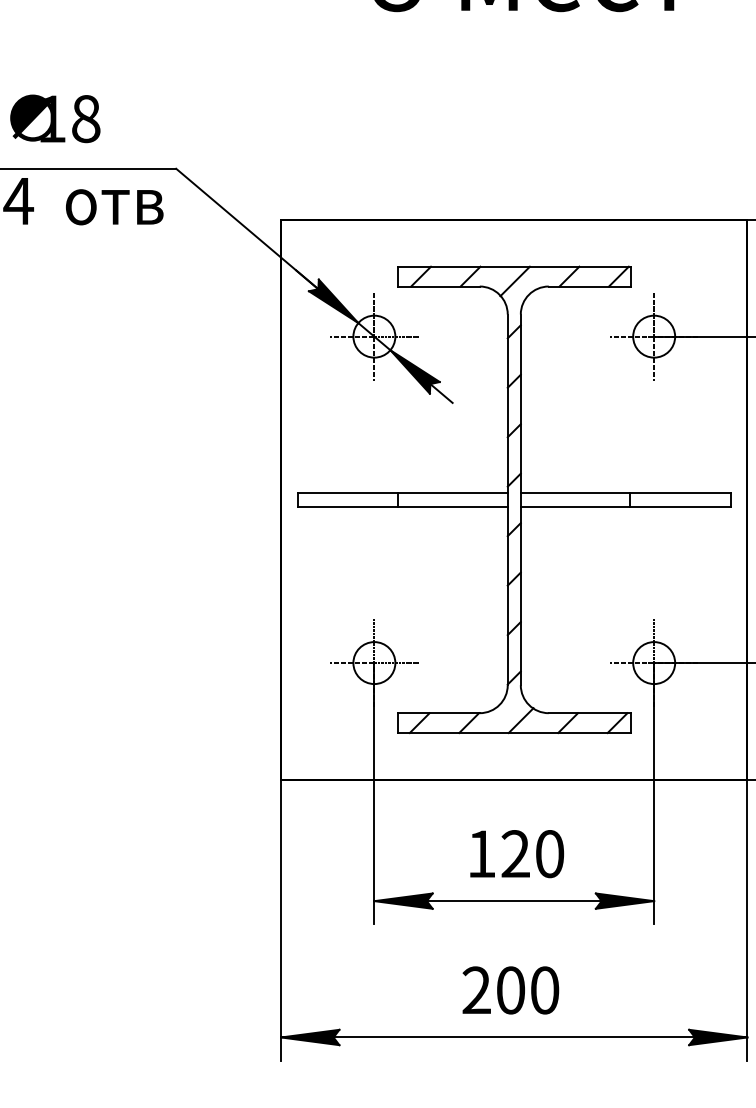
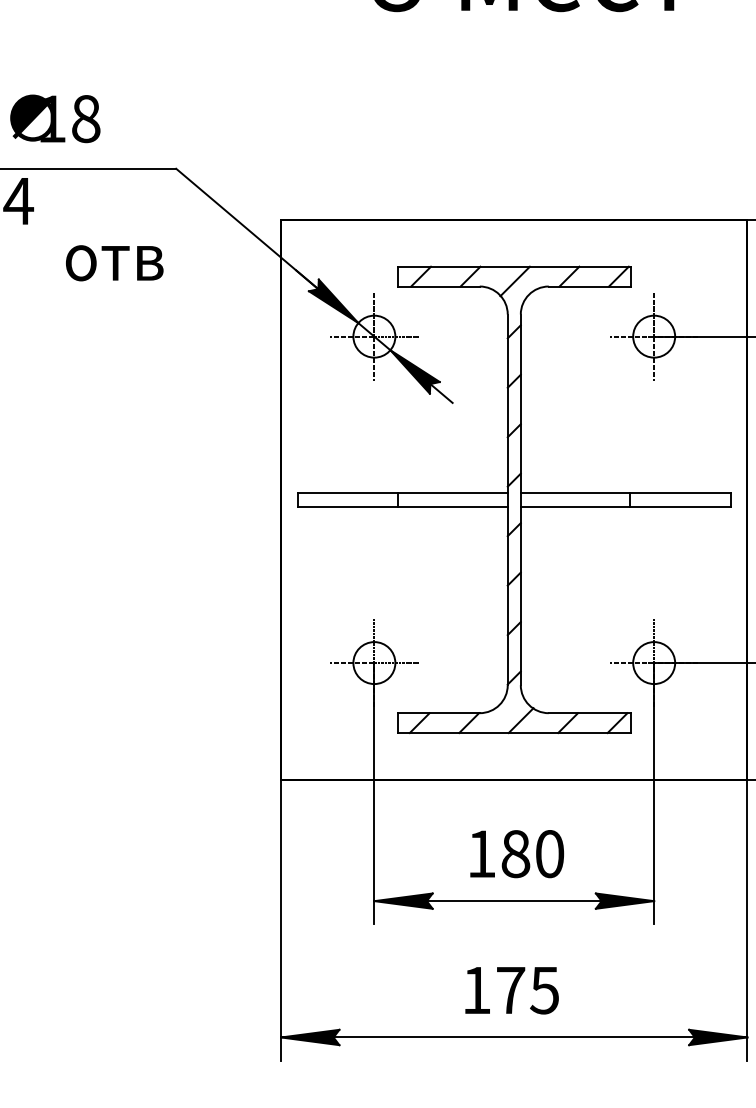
text position: (114, 207) -> (114, 263) (114, 263)
text: 120 -> 180 (515, 854)
text: 200 -> 175 (510, 990)
